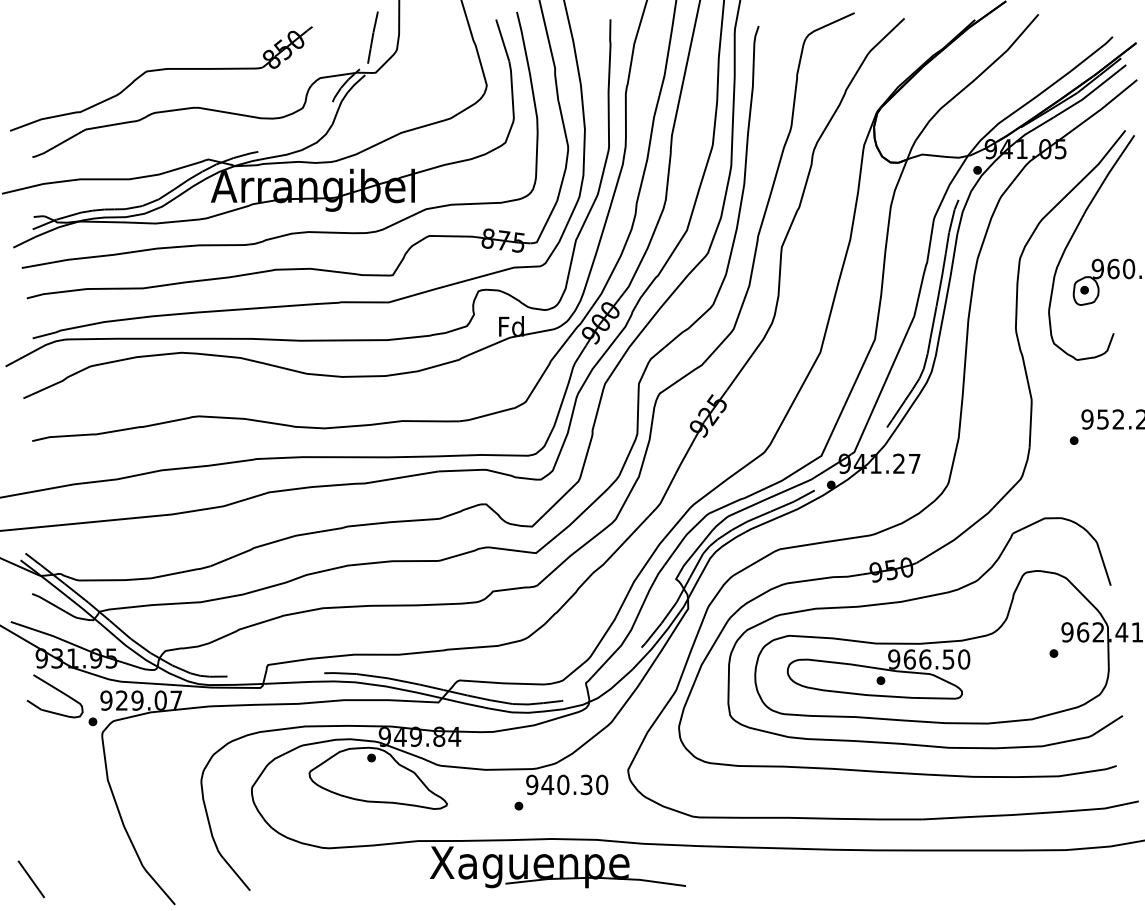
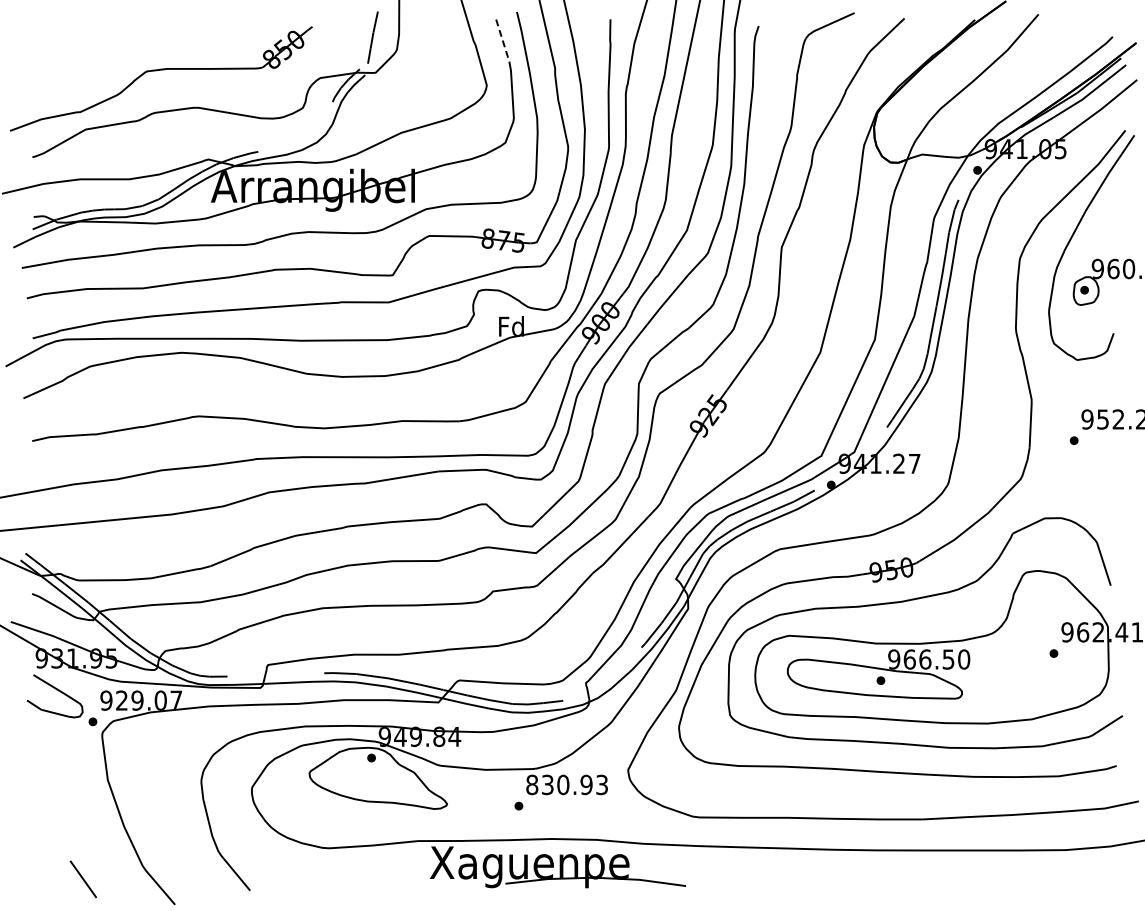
line: solid -> dashed (502, 41)
text: 940.30 -> 830.93 (567, 784)
line position: (31, 879) -> (83, 879) (83, 879)
